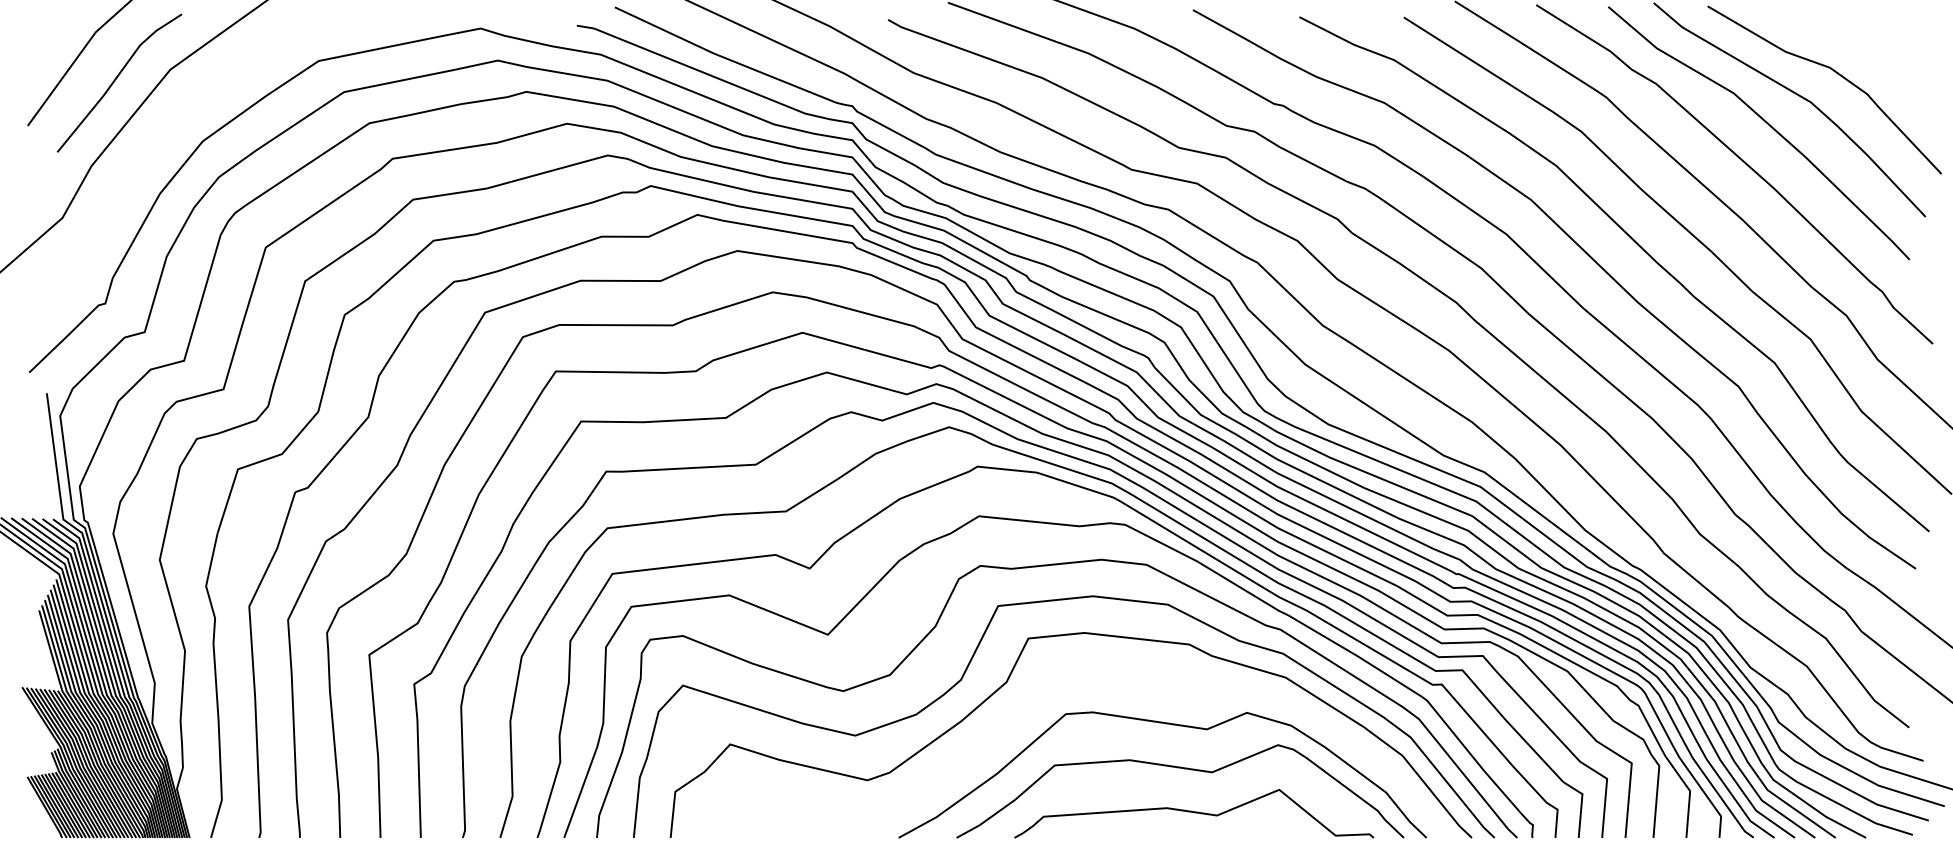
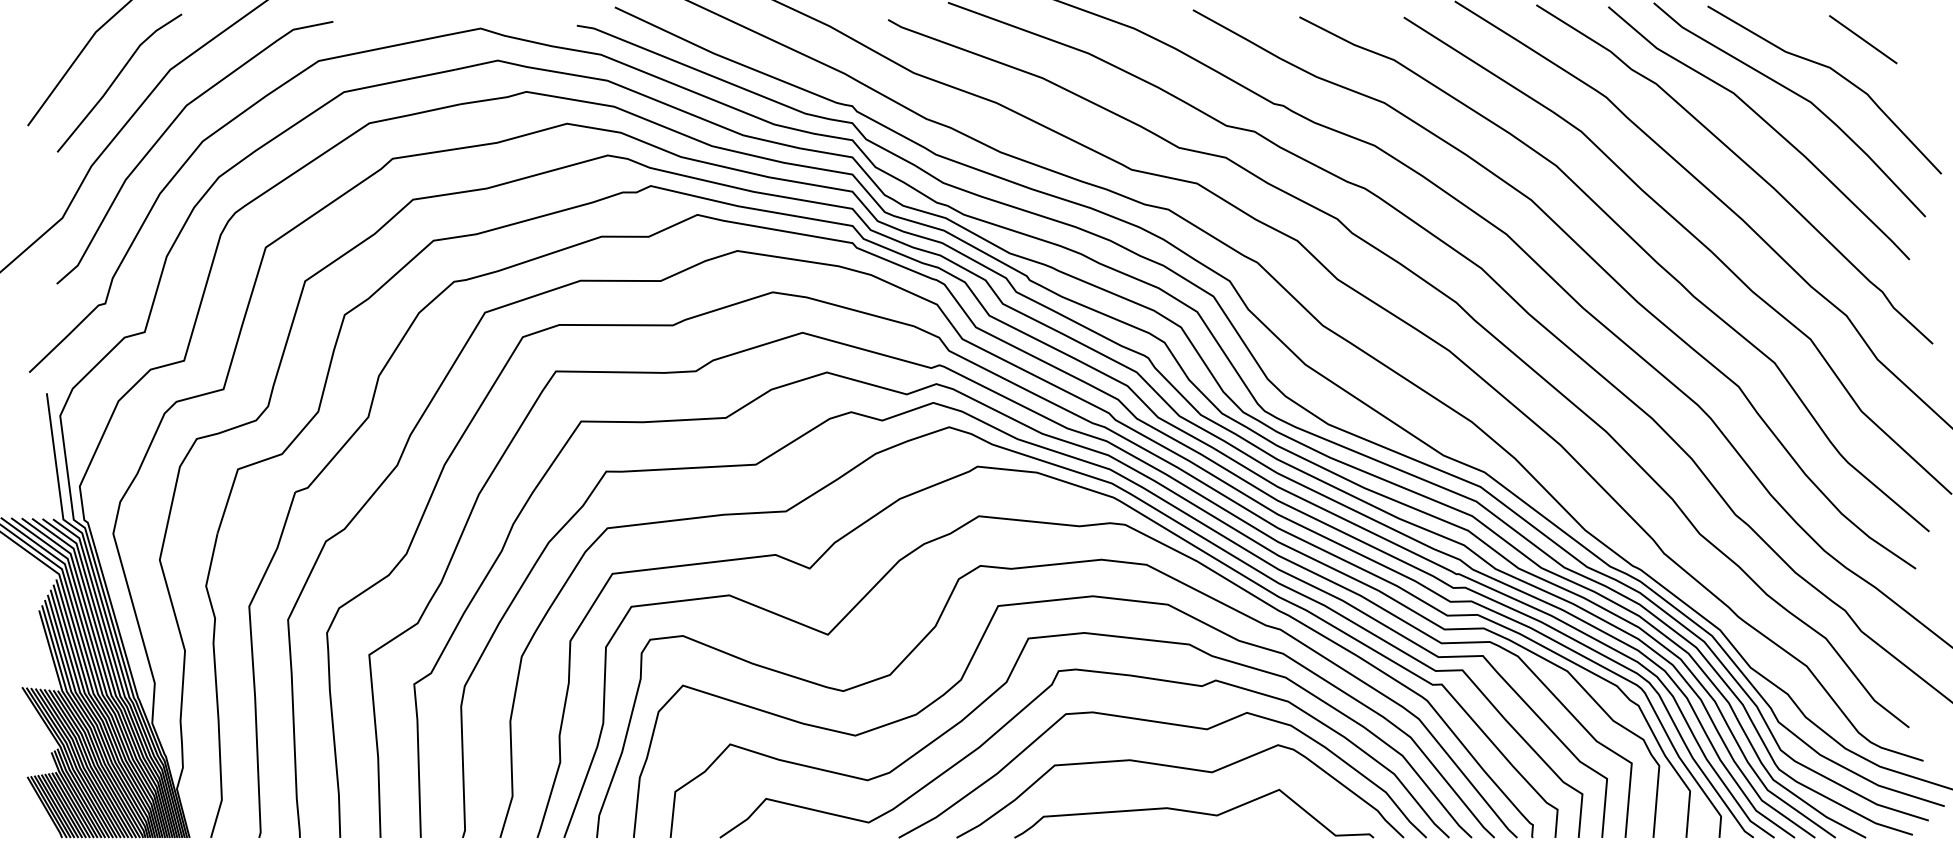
line: none -> present (1863, 39)
curve: none -> present (168, 129)
curve: none -> present (1035, 700)
